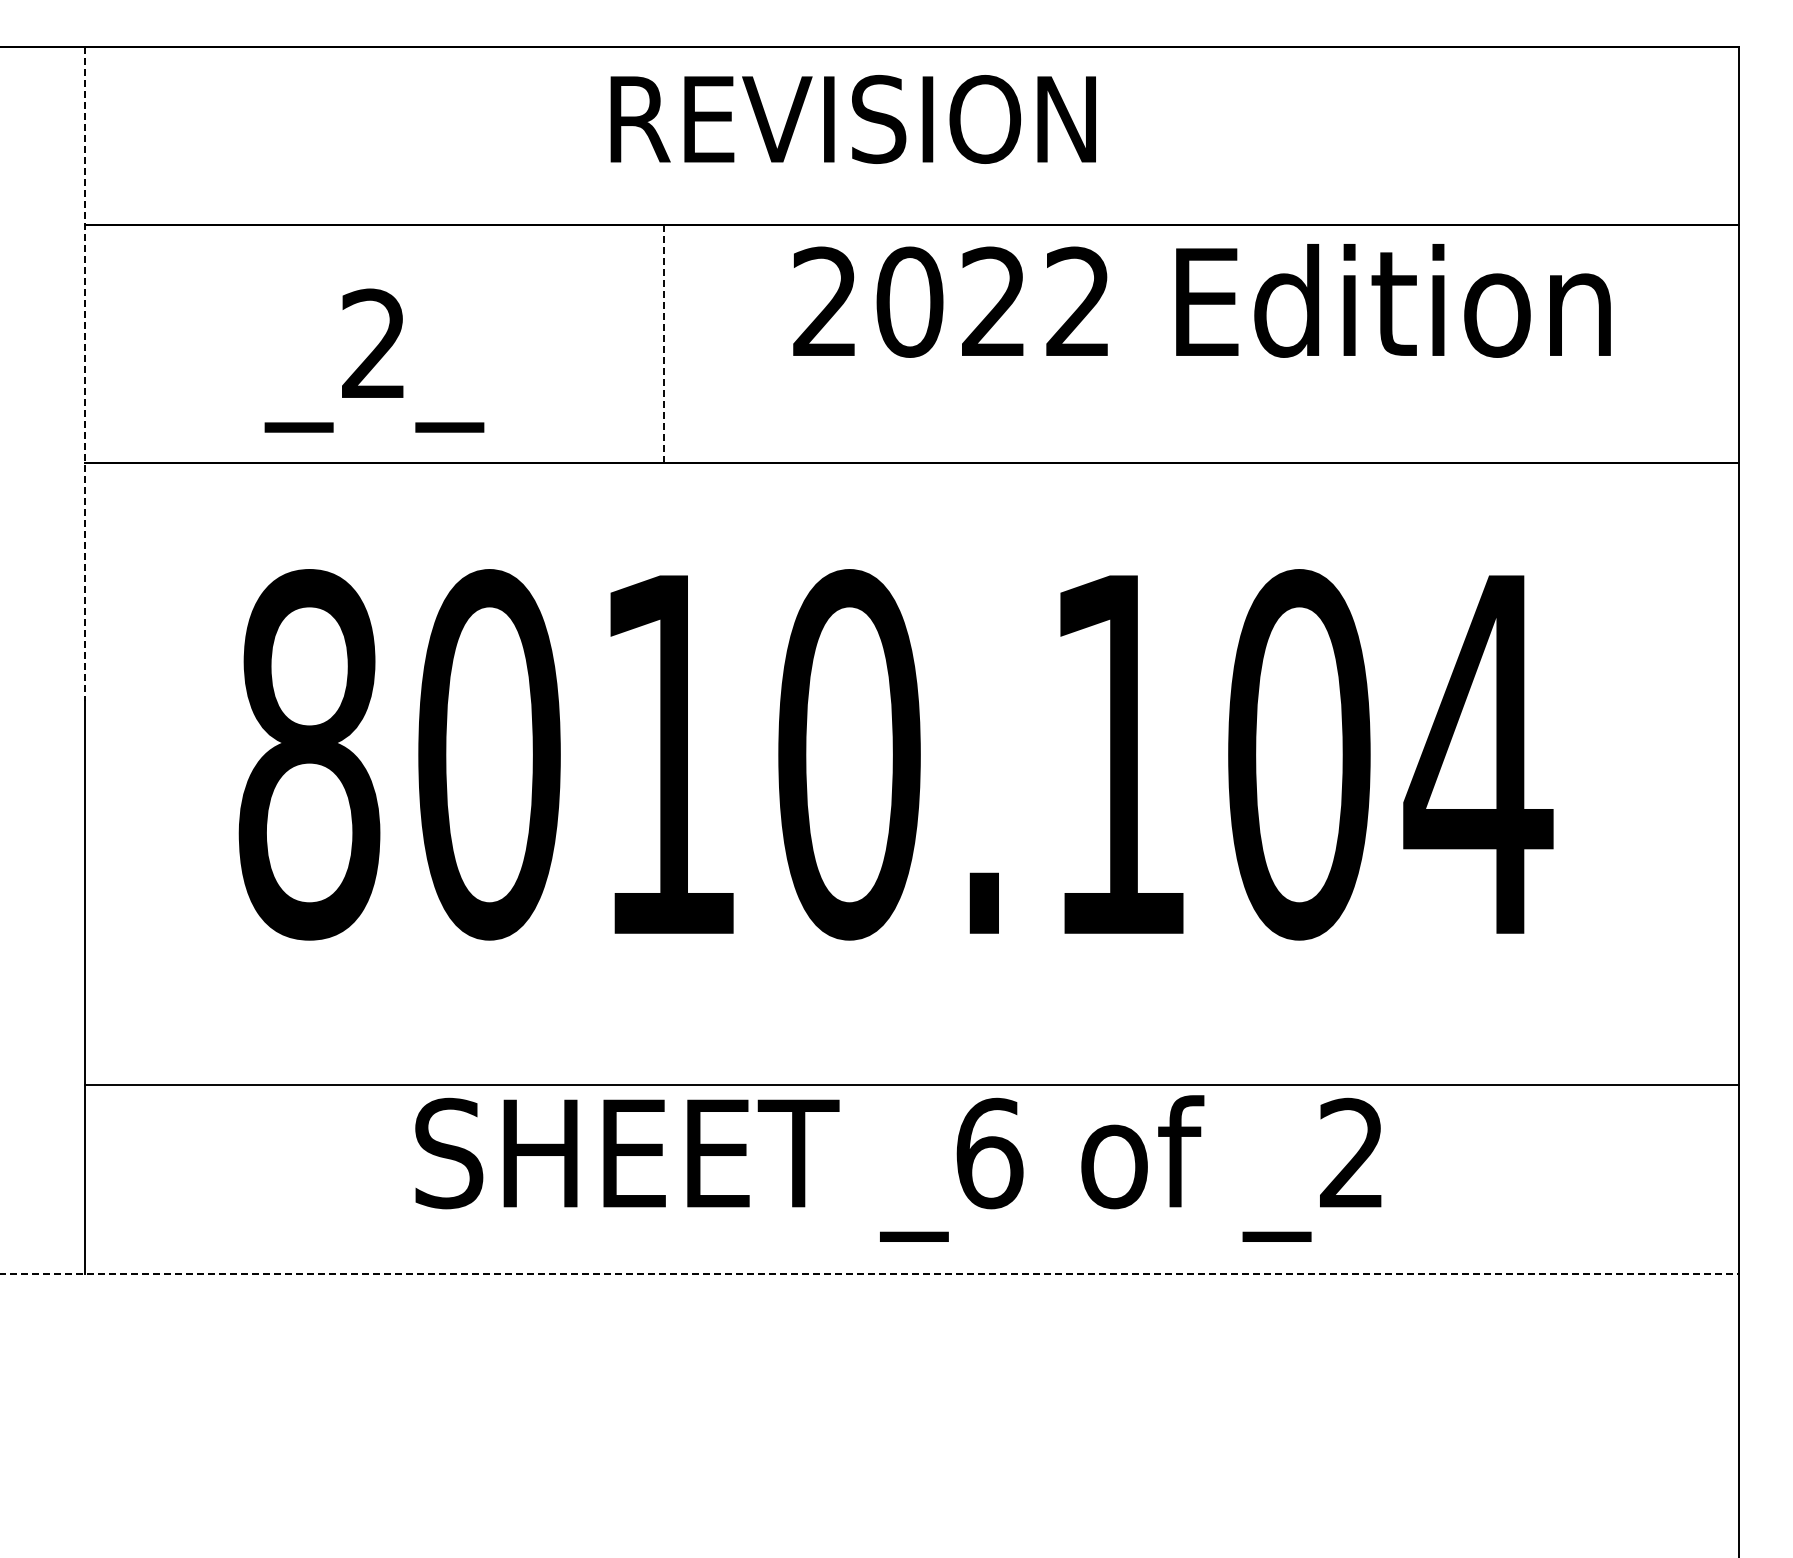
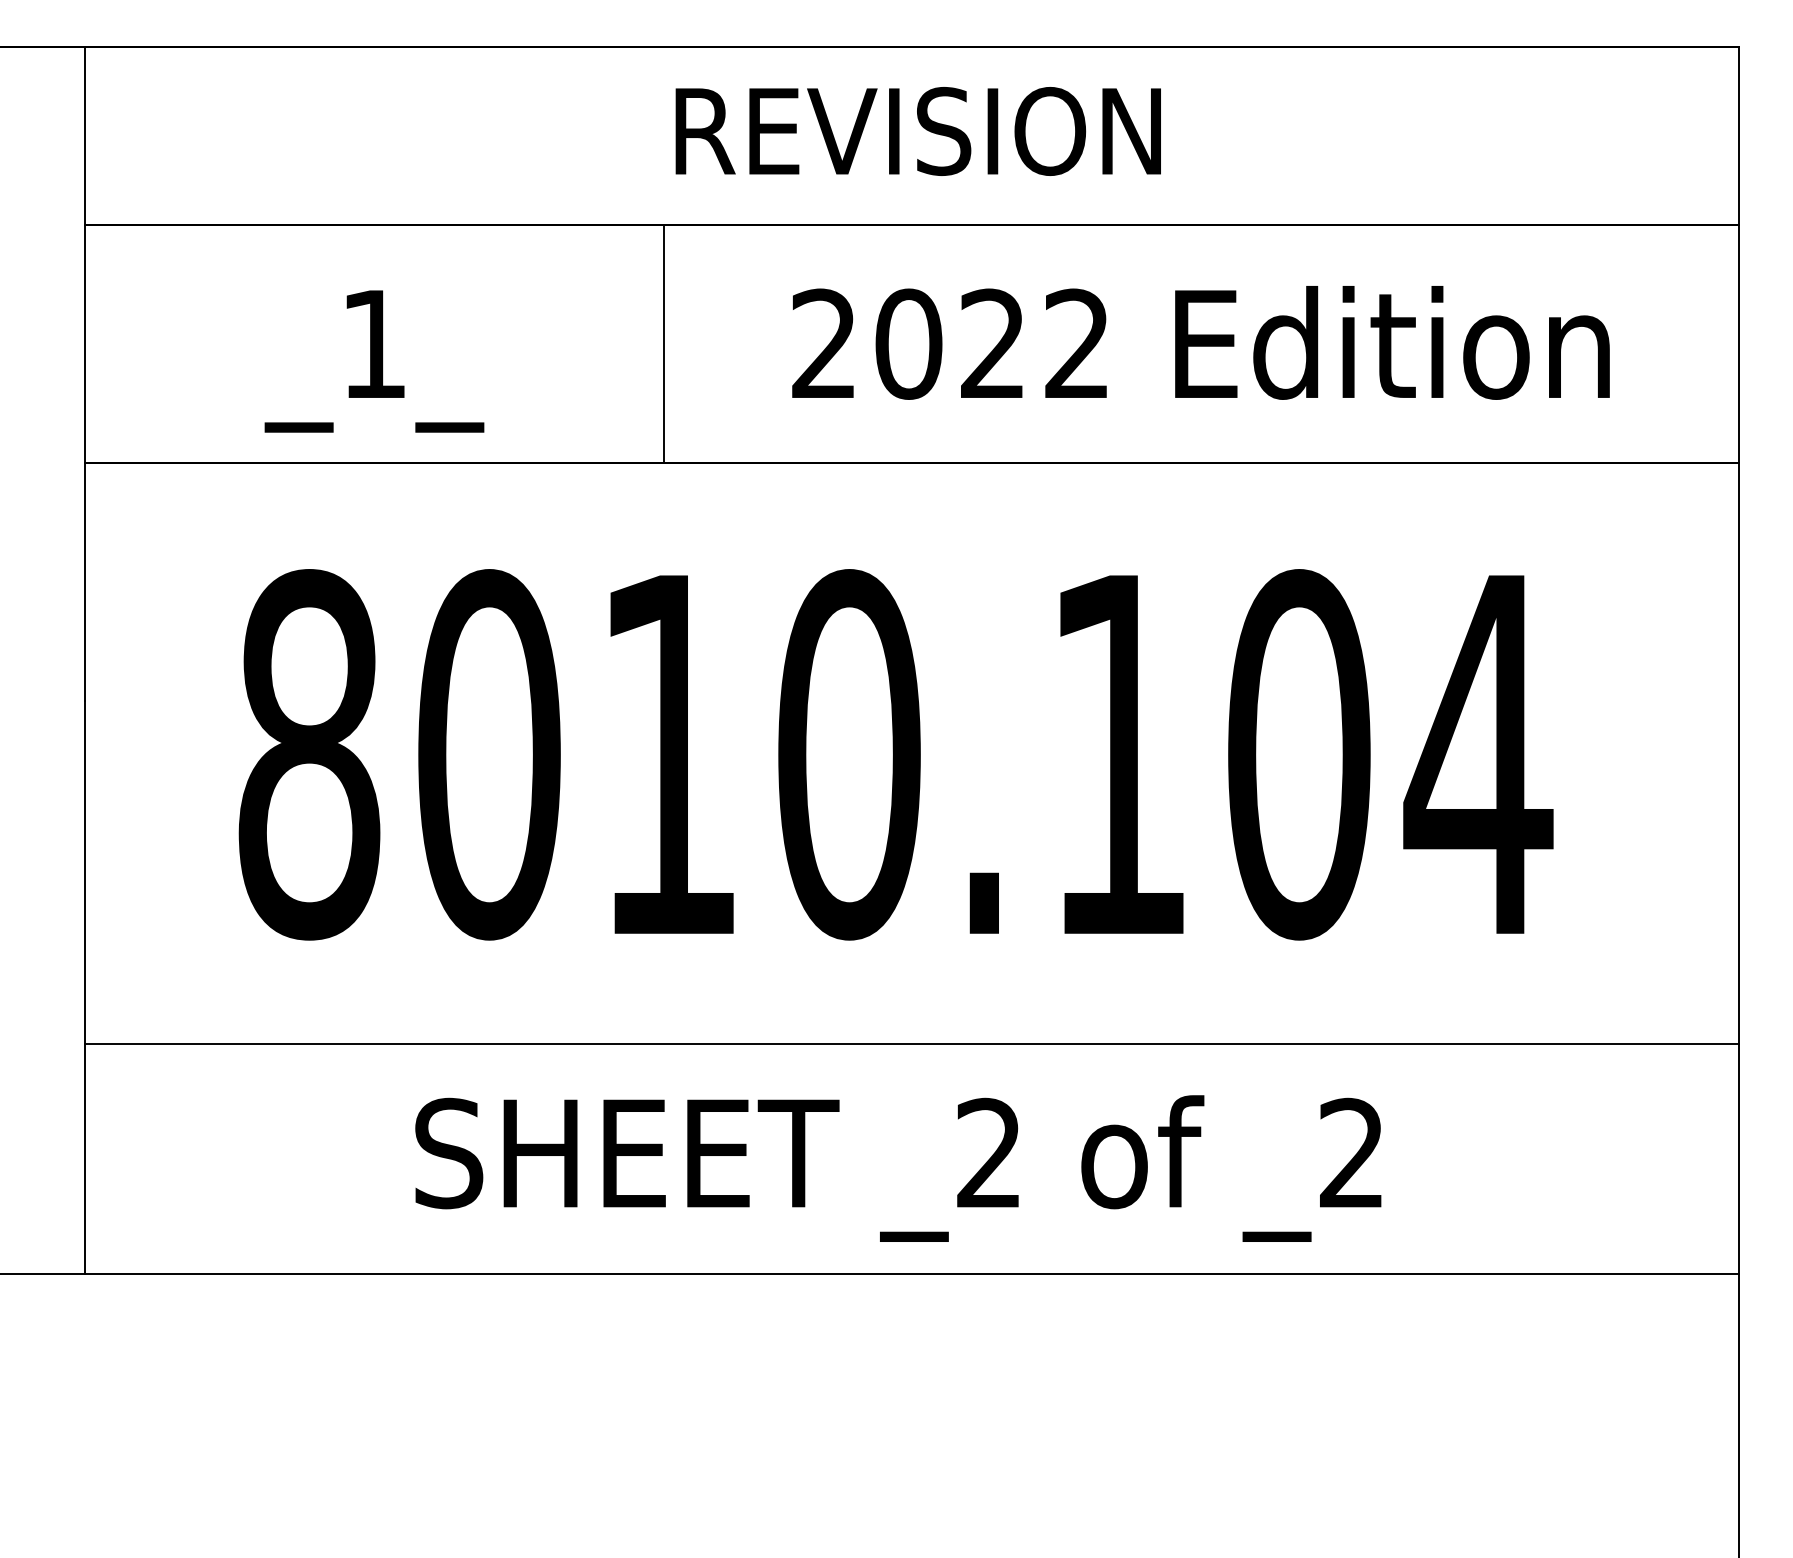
text position: (852, 119) -> (917, 131) (917, 131)
text position: (1201, 300) -> (1200, 342) (1200, 342)
text: _2_ -> _1_ (373, 342)
line: dashed -> solid (664, 344)
line: dashed -> solid (84, 374)
line position: (911, 1084) -> (911, 1043) (911, 1043)
text: _6 -> _2 (989, 1153)
line: dashed -> solid (870, 1274)
